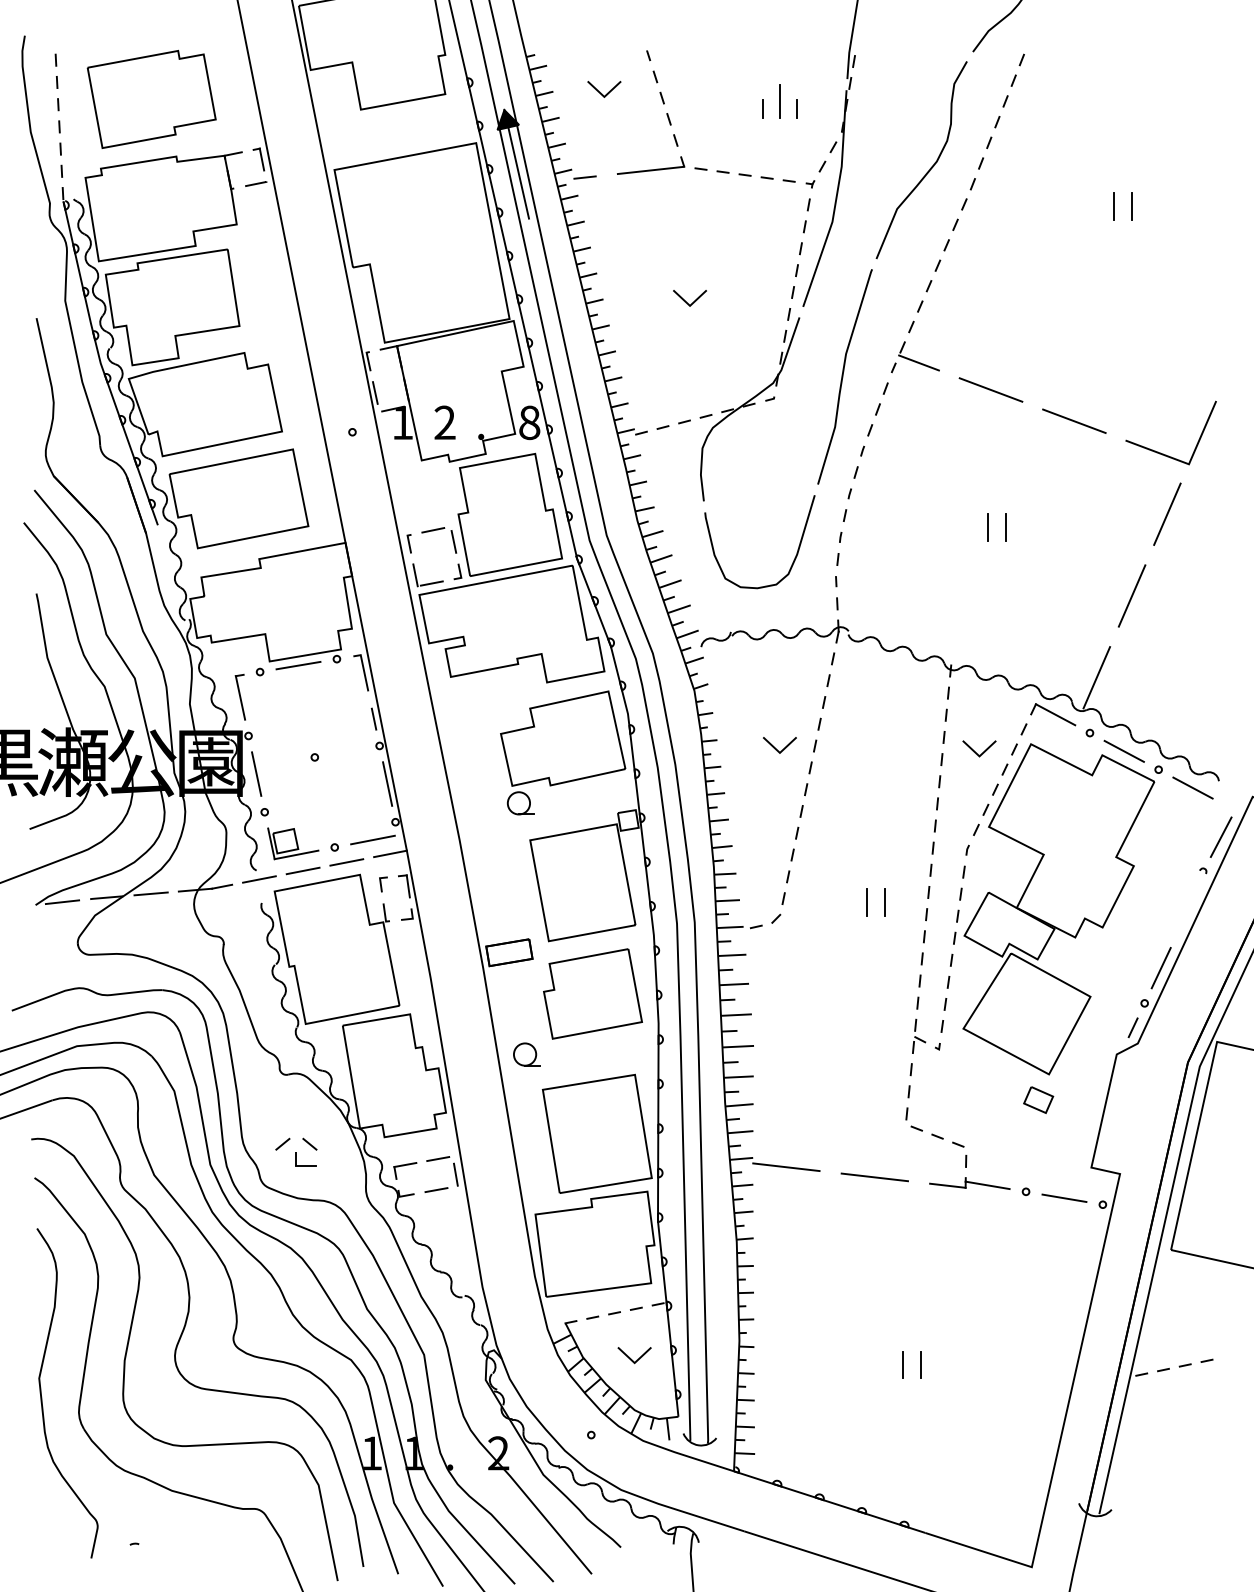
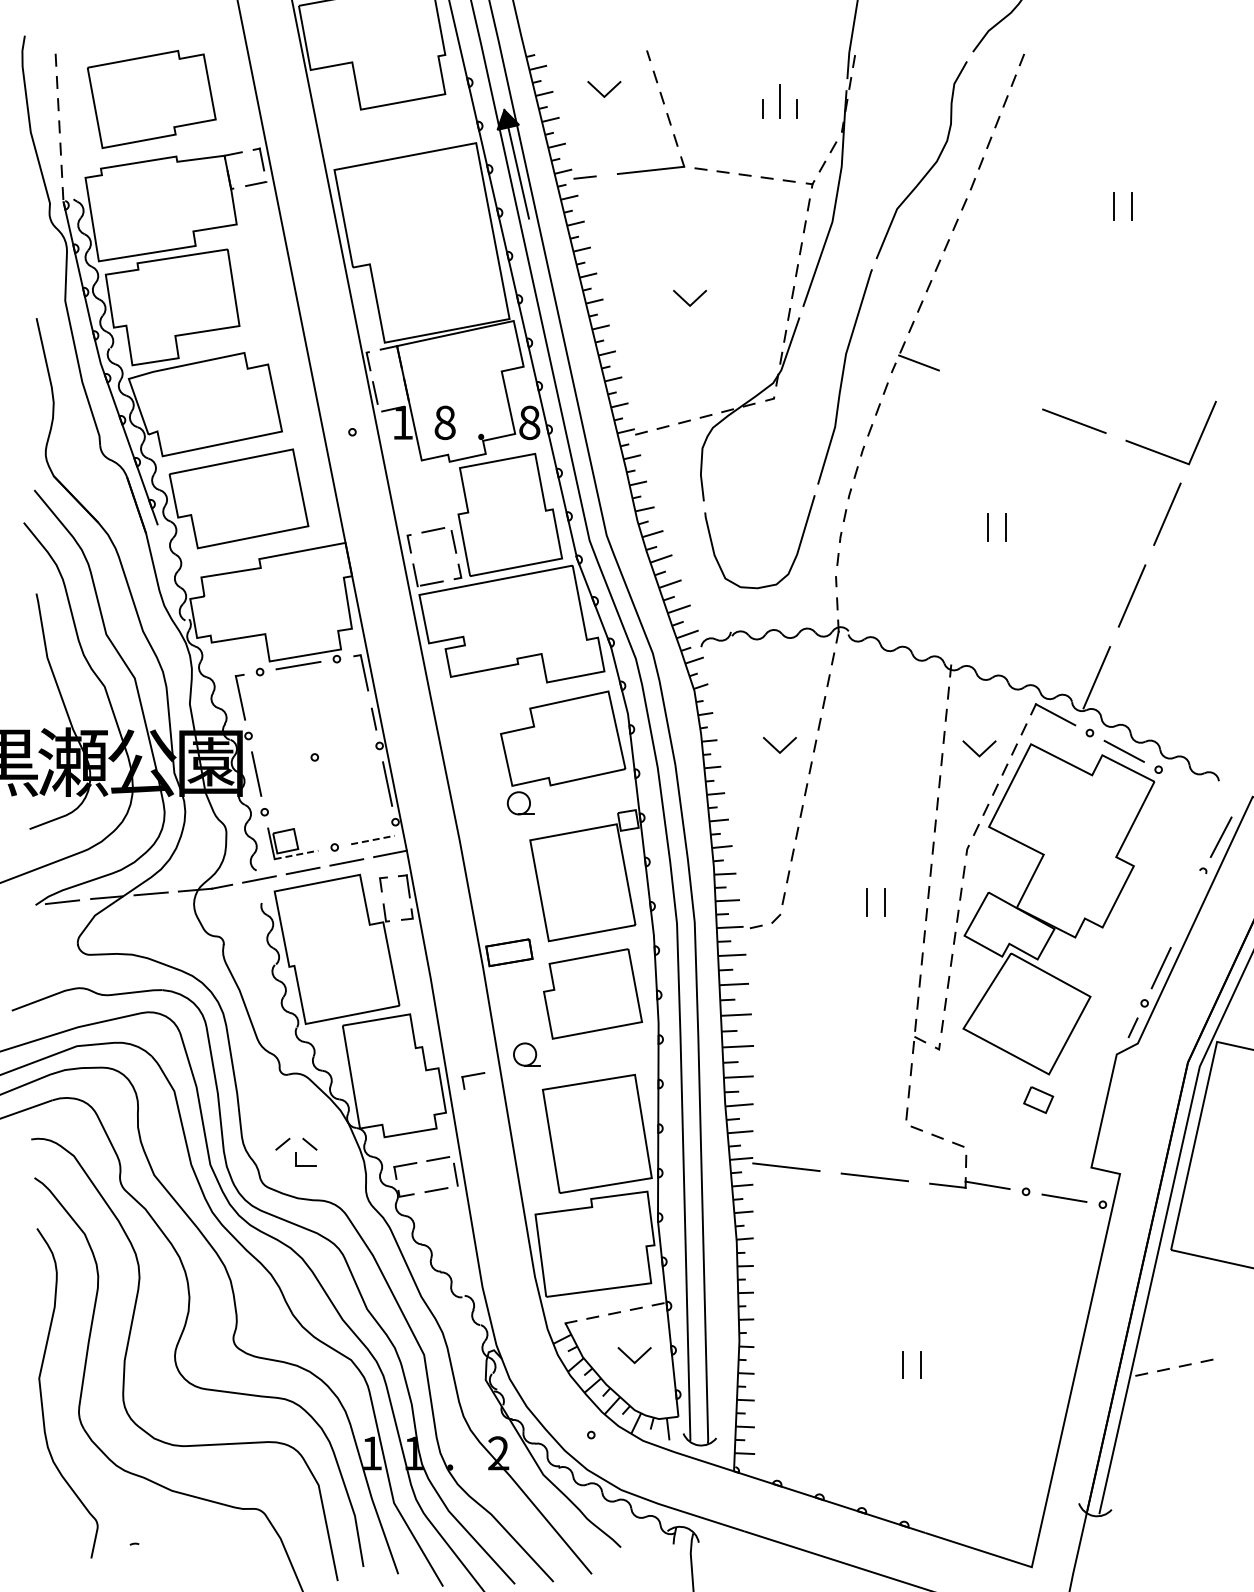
line: present -> none (990, 389)
text: 2 -> 8 (444, 422)
line: present -> none (1192, 787)
line: solid -> dashed (373, 839)
line: solid -> dashed (297, 854)
part: none -> present (473, 1080)
